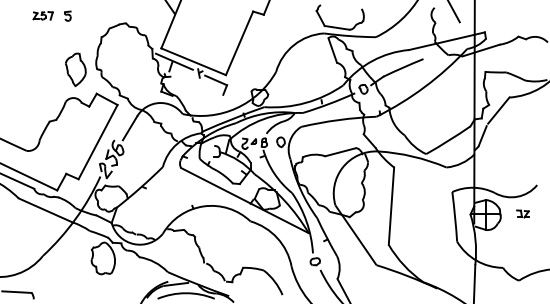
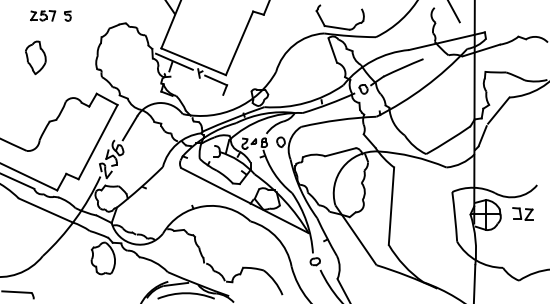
part size: 22x10 px -> 27x12 px (43, 15)
part position: (75, 69) -> (35, 57) (35, 57)
part size: 14x10 px -> 22x14 px (522, 213)
